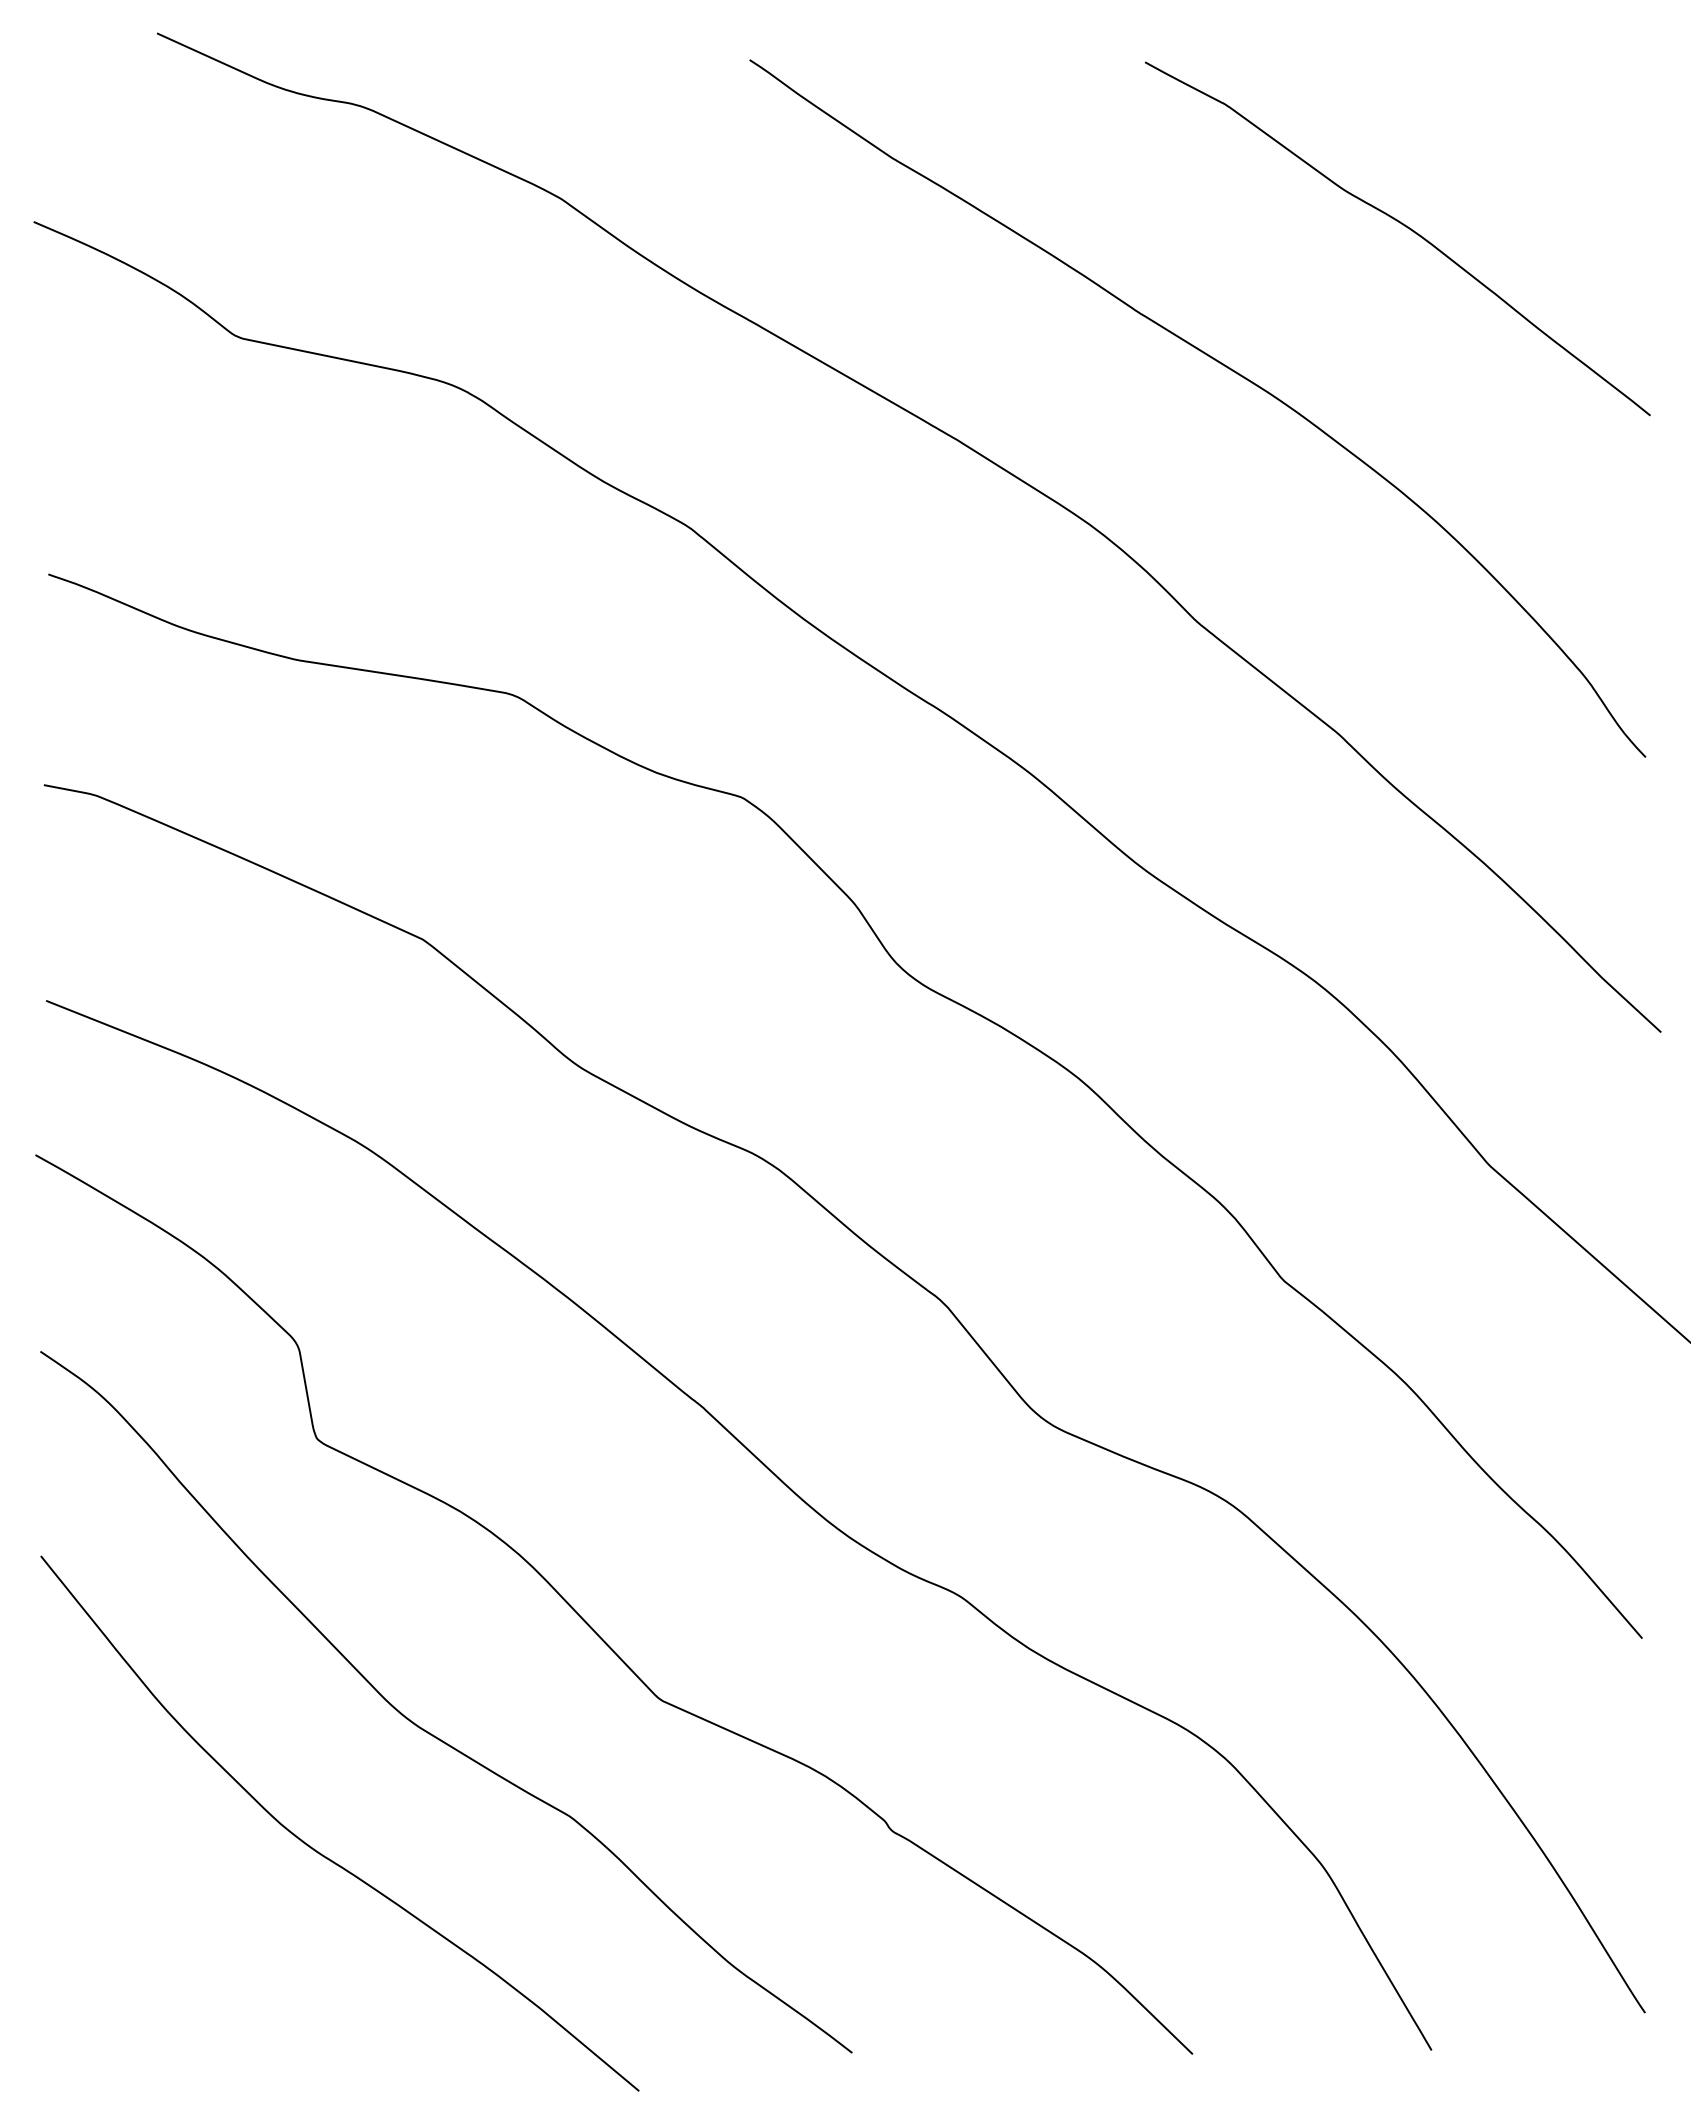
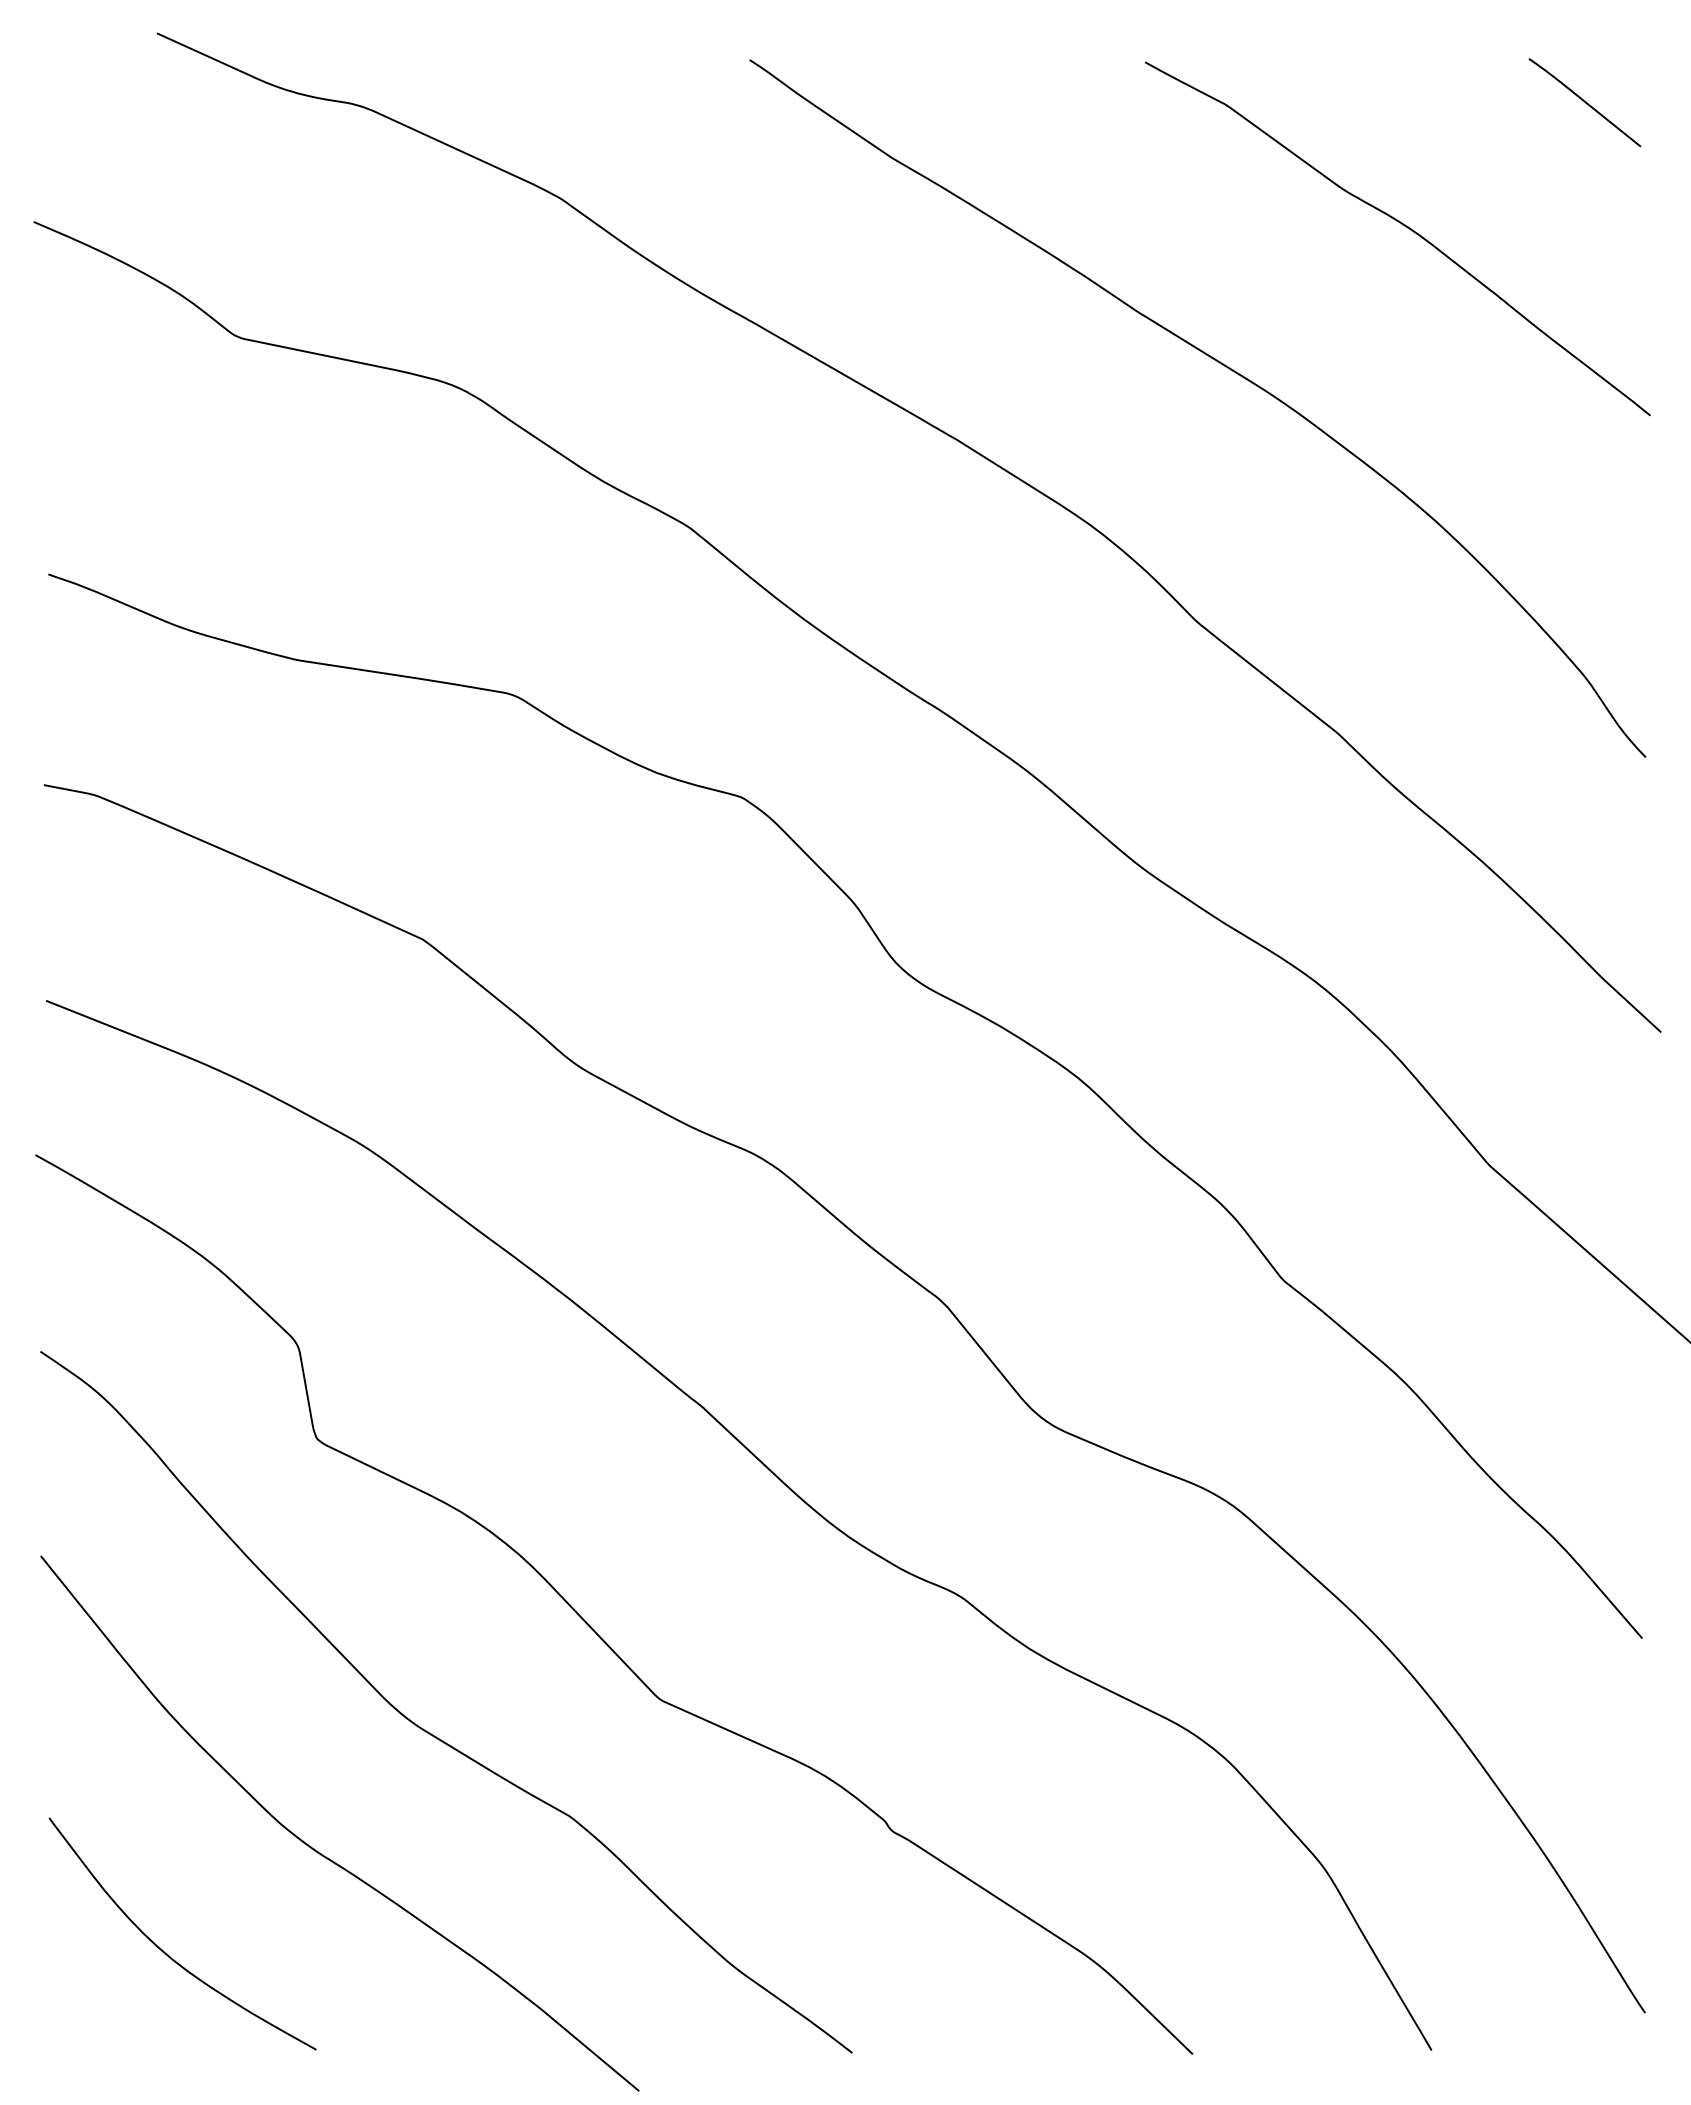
curve: none -> present (1584, 102)
curve: none -> present (168, 1954)
